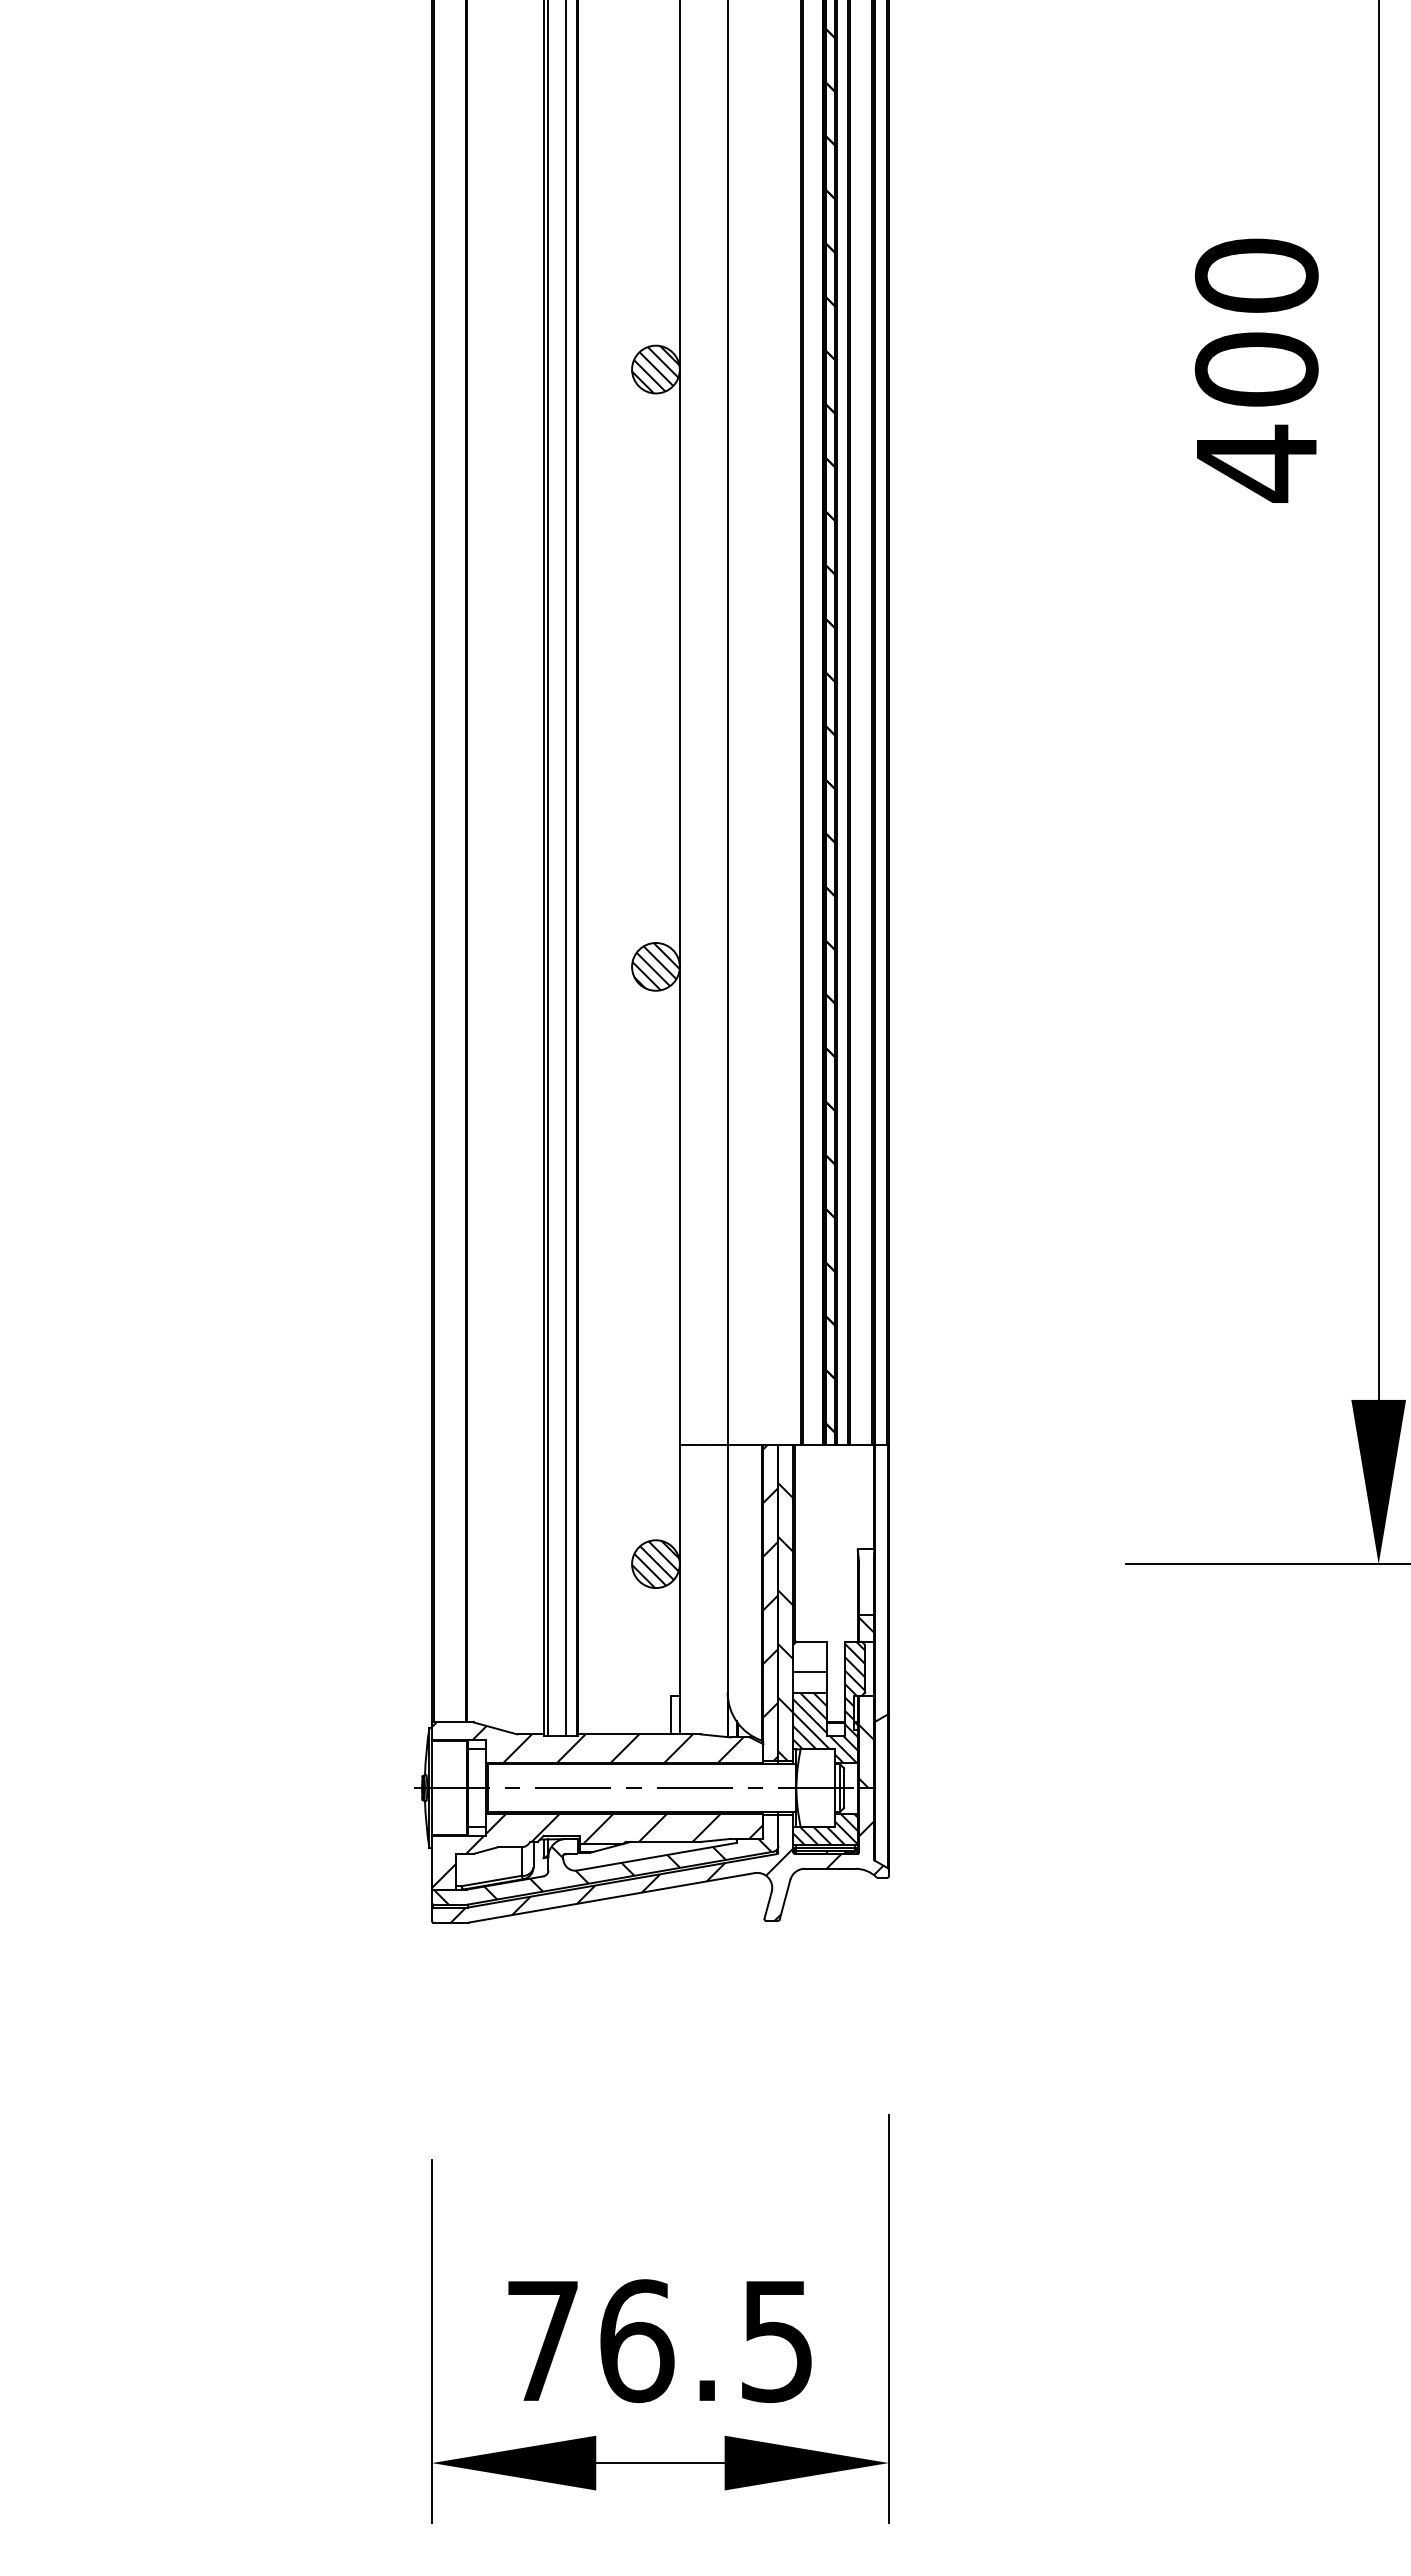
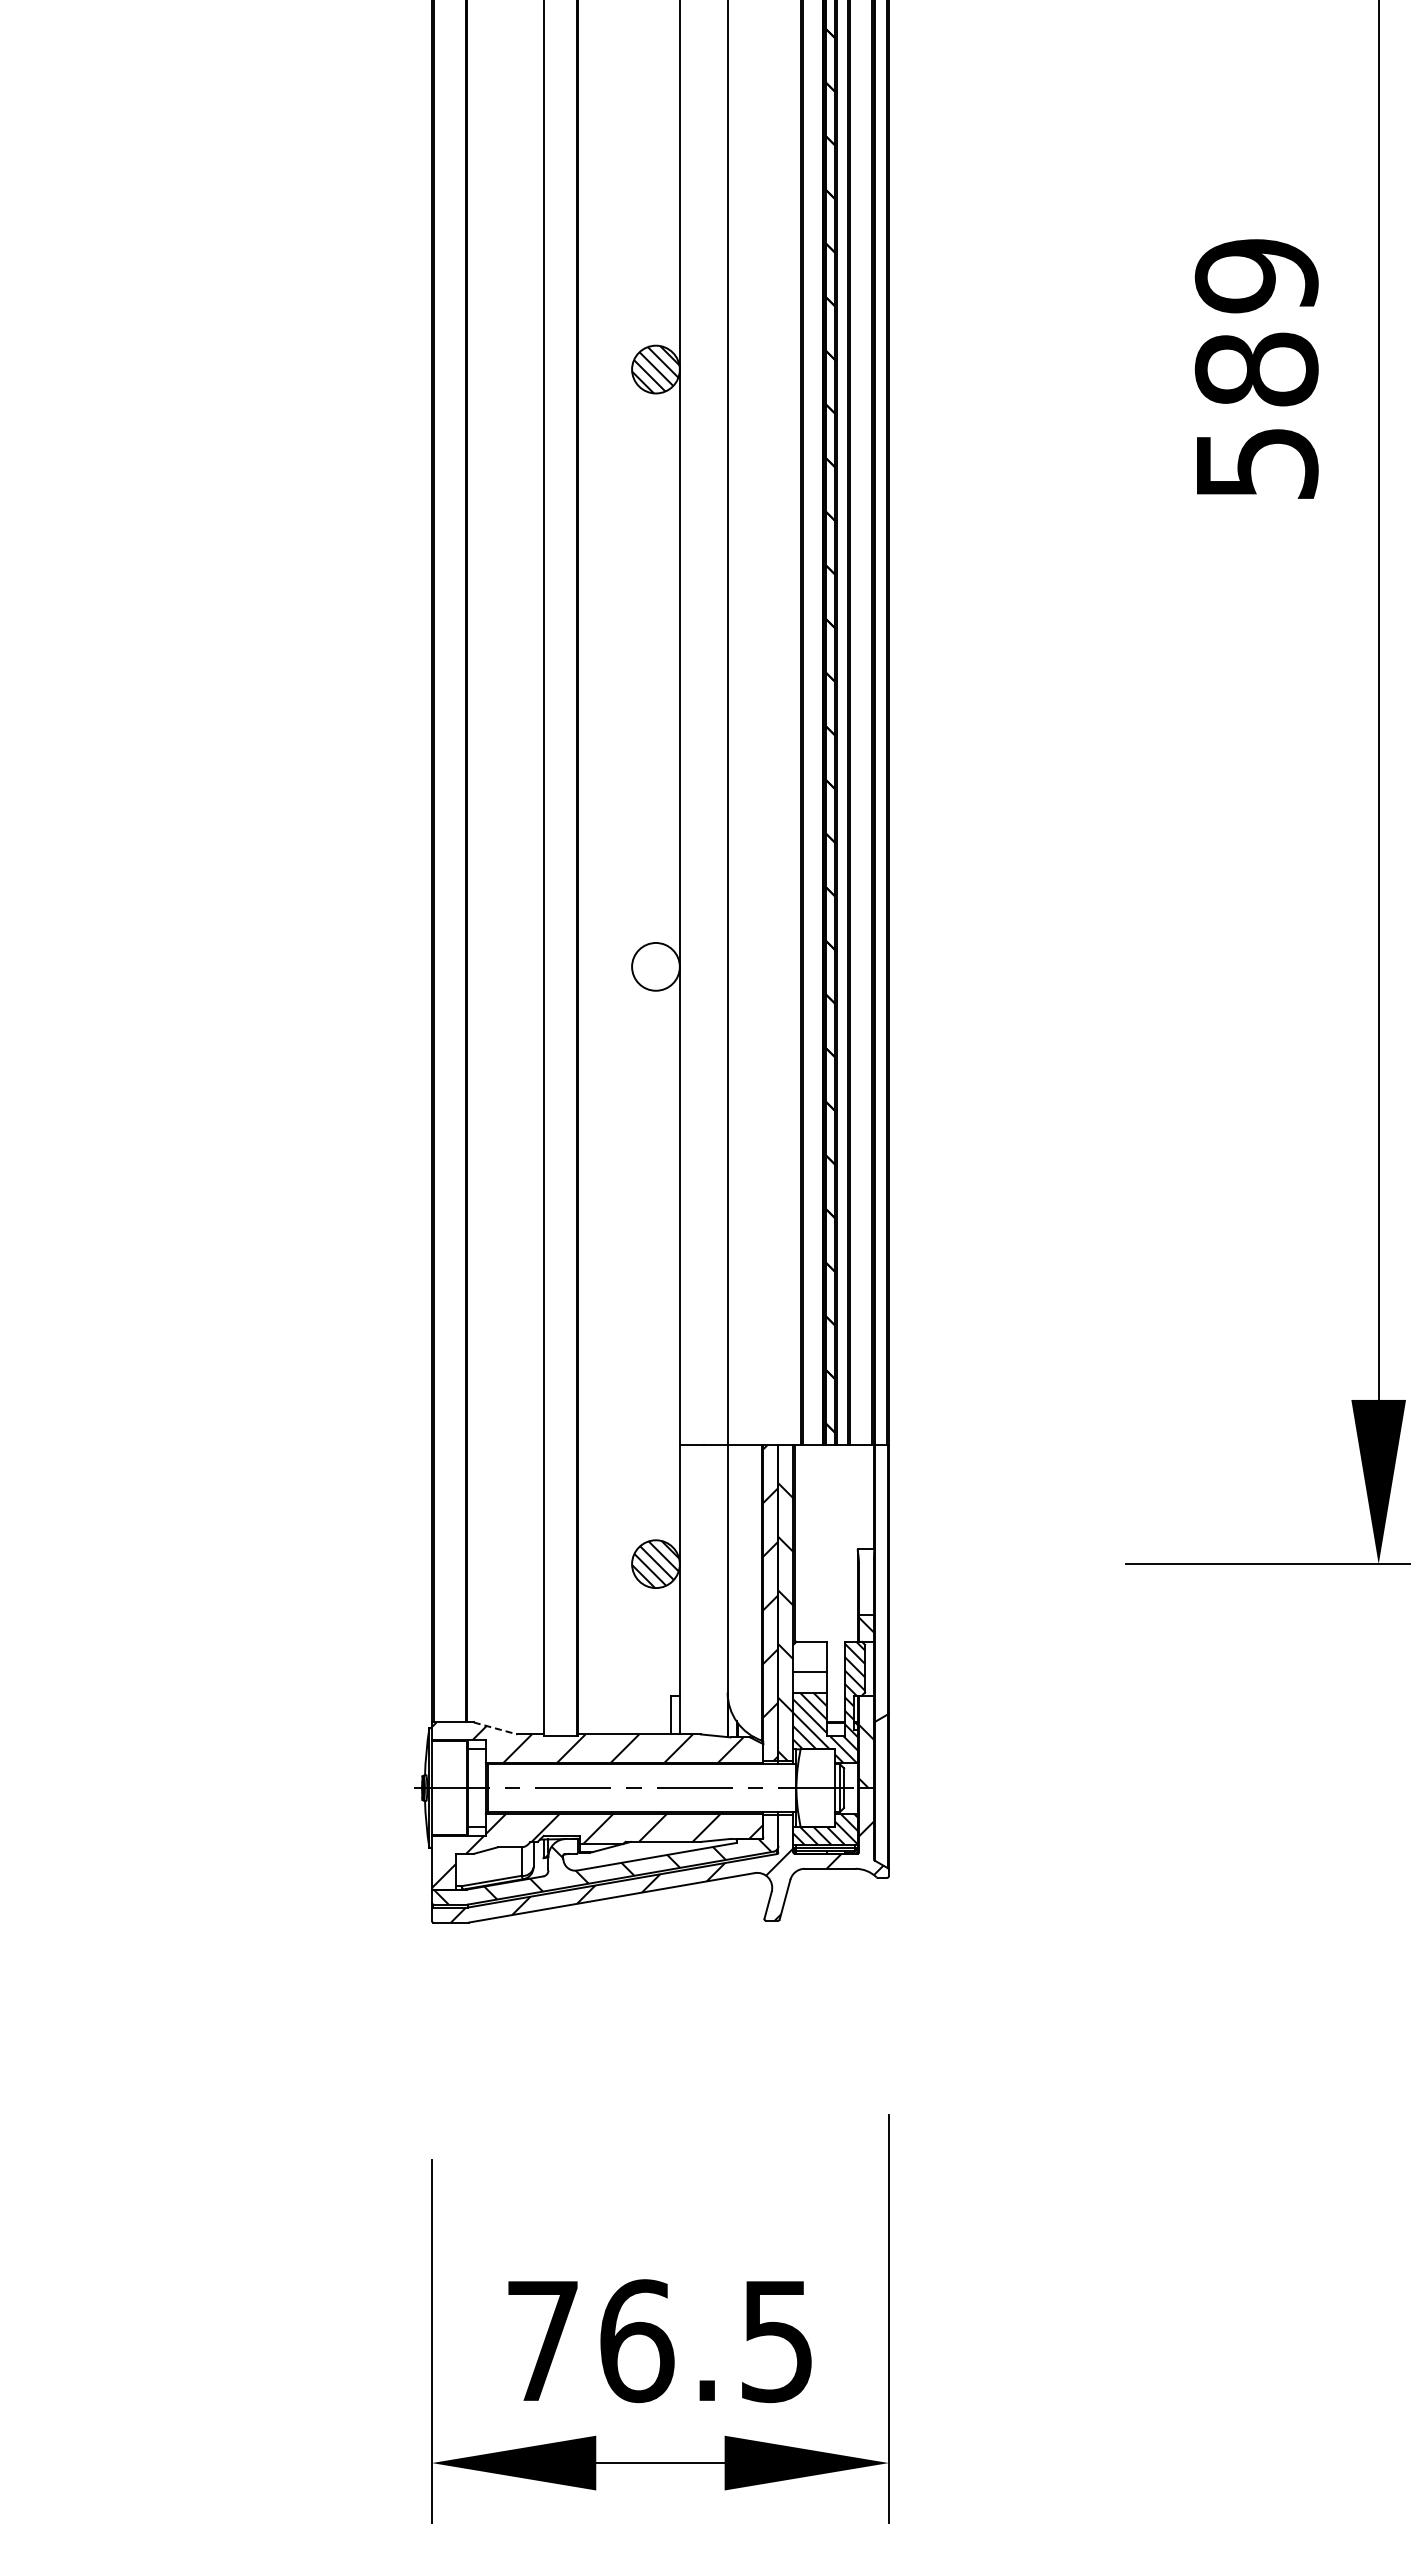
text: 400 -> 589 (1256, 370)
line: present -> none (548, 868)
line: present -> none (566, 868)
hatch: present -> none (655, 966)
line: solid -> dashed (495, 1728)
